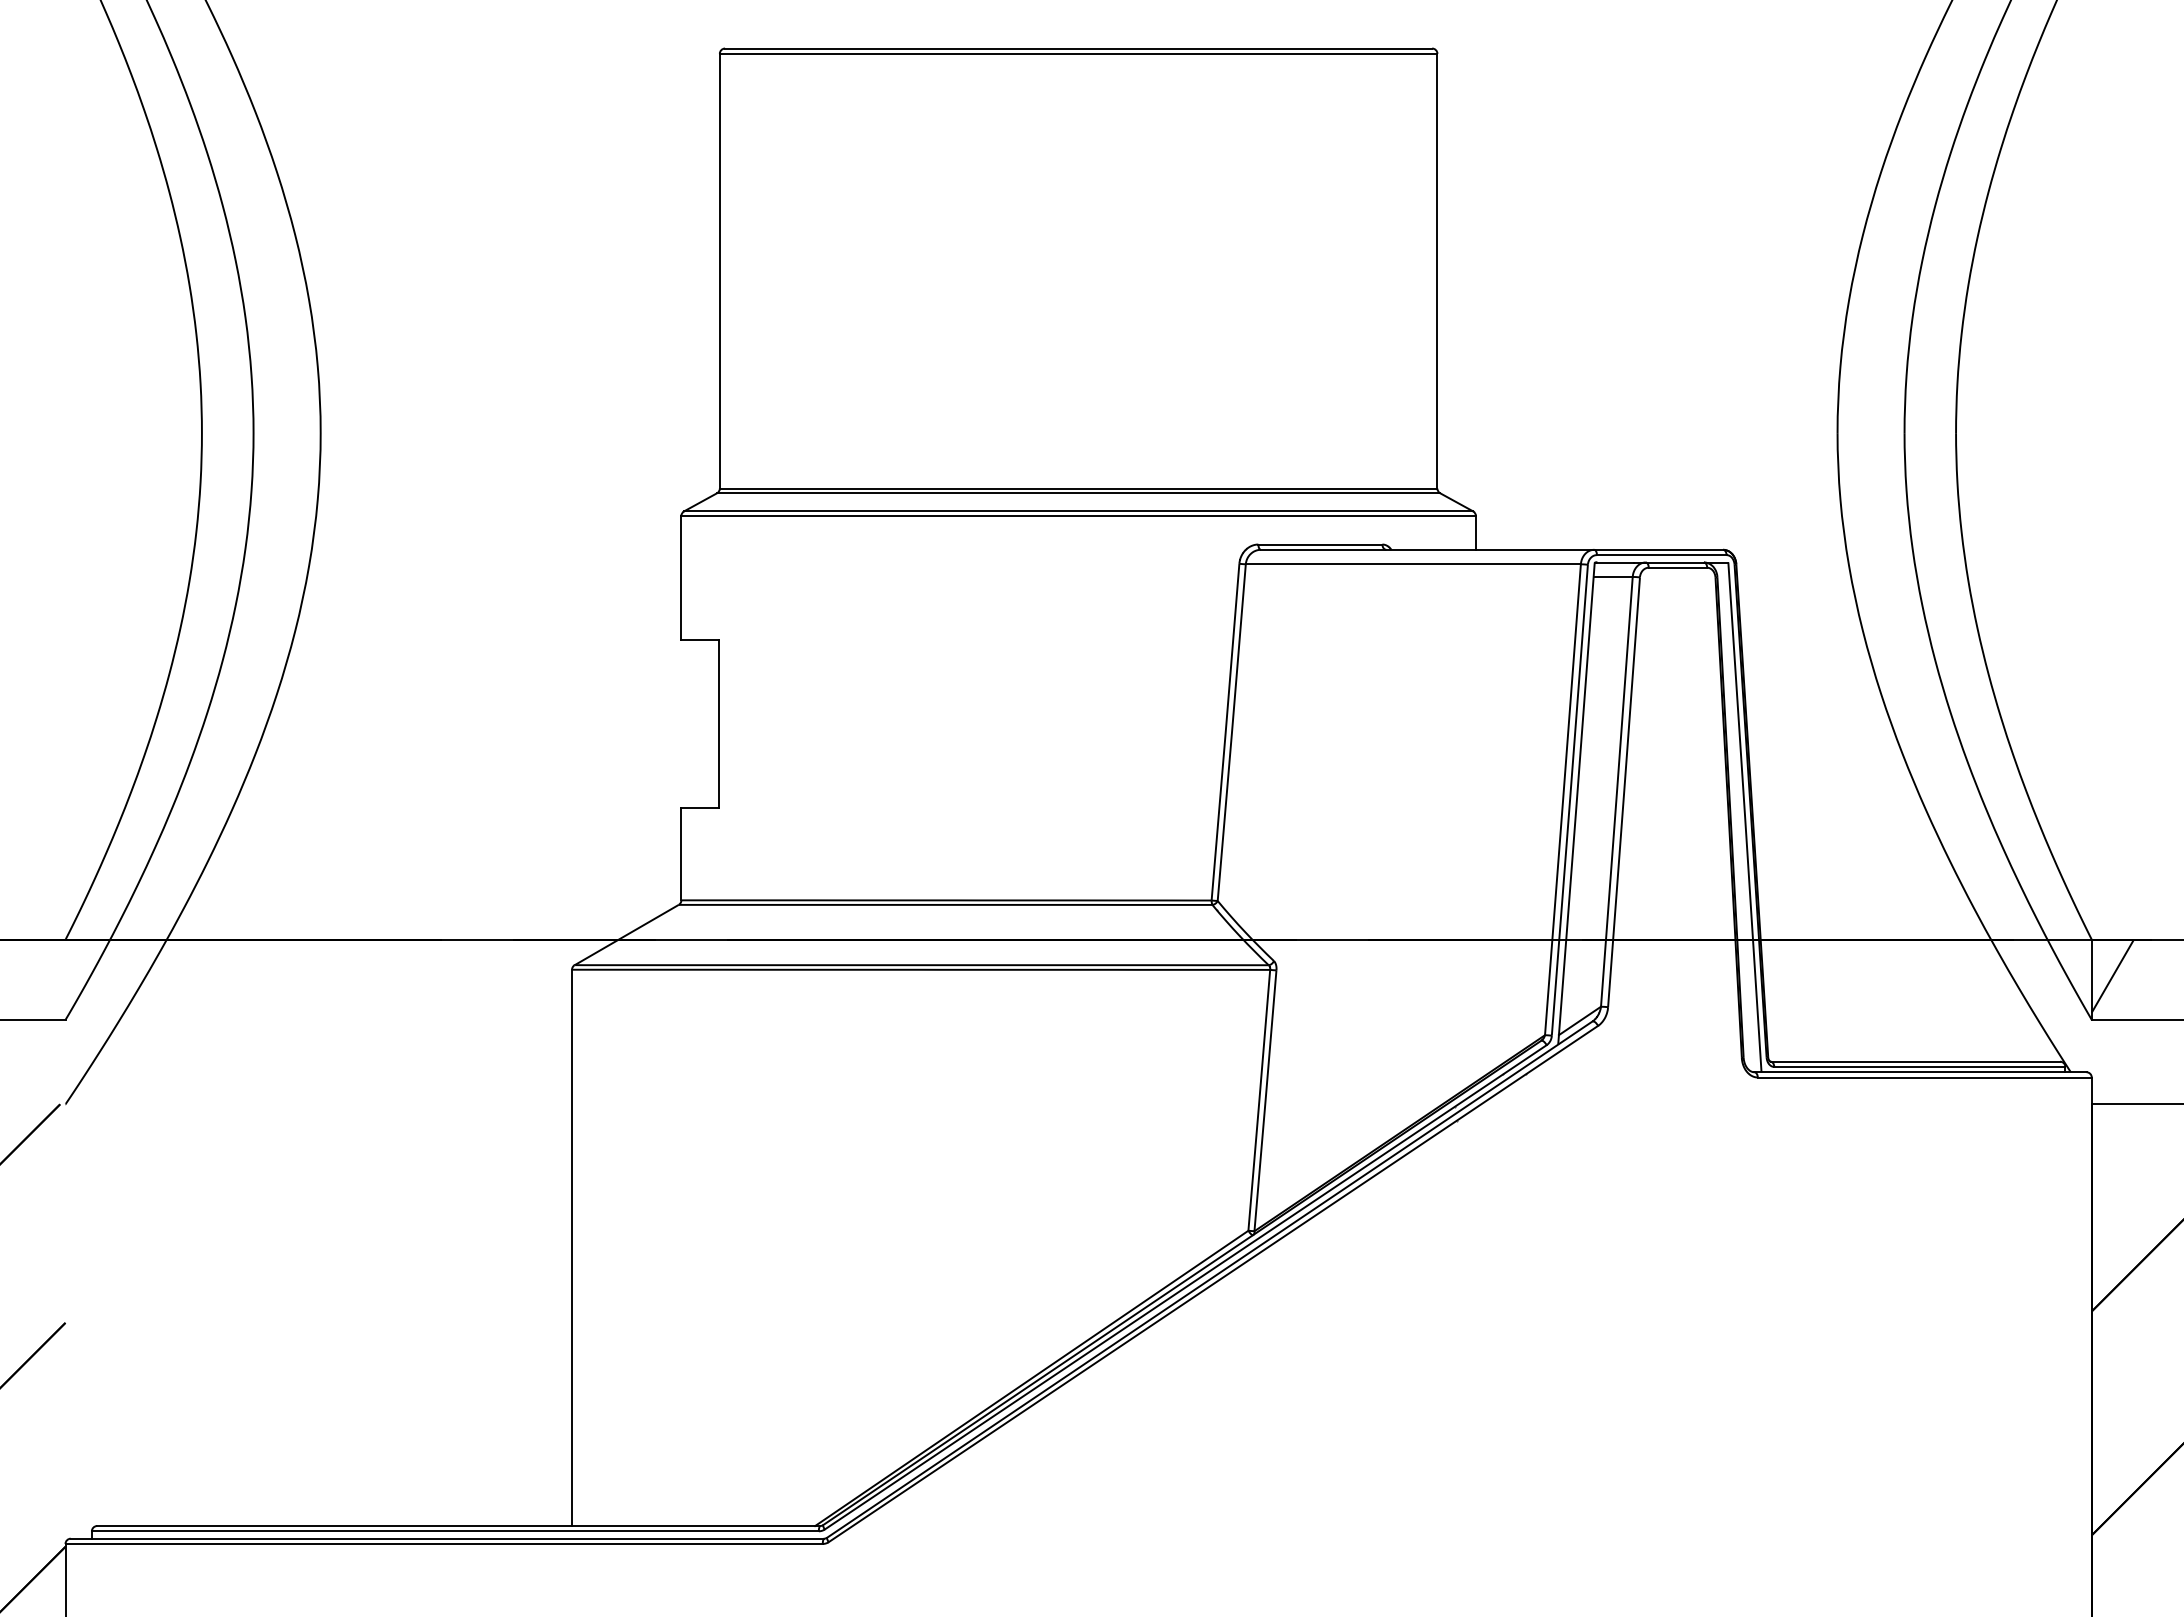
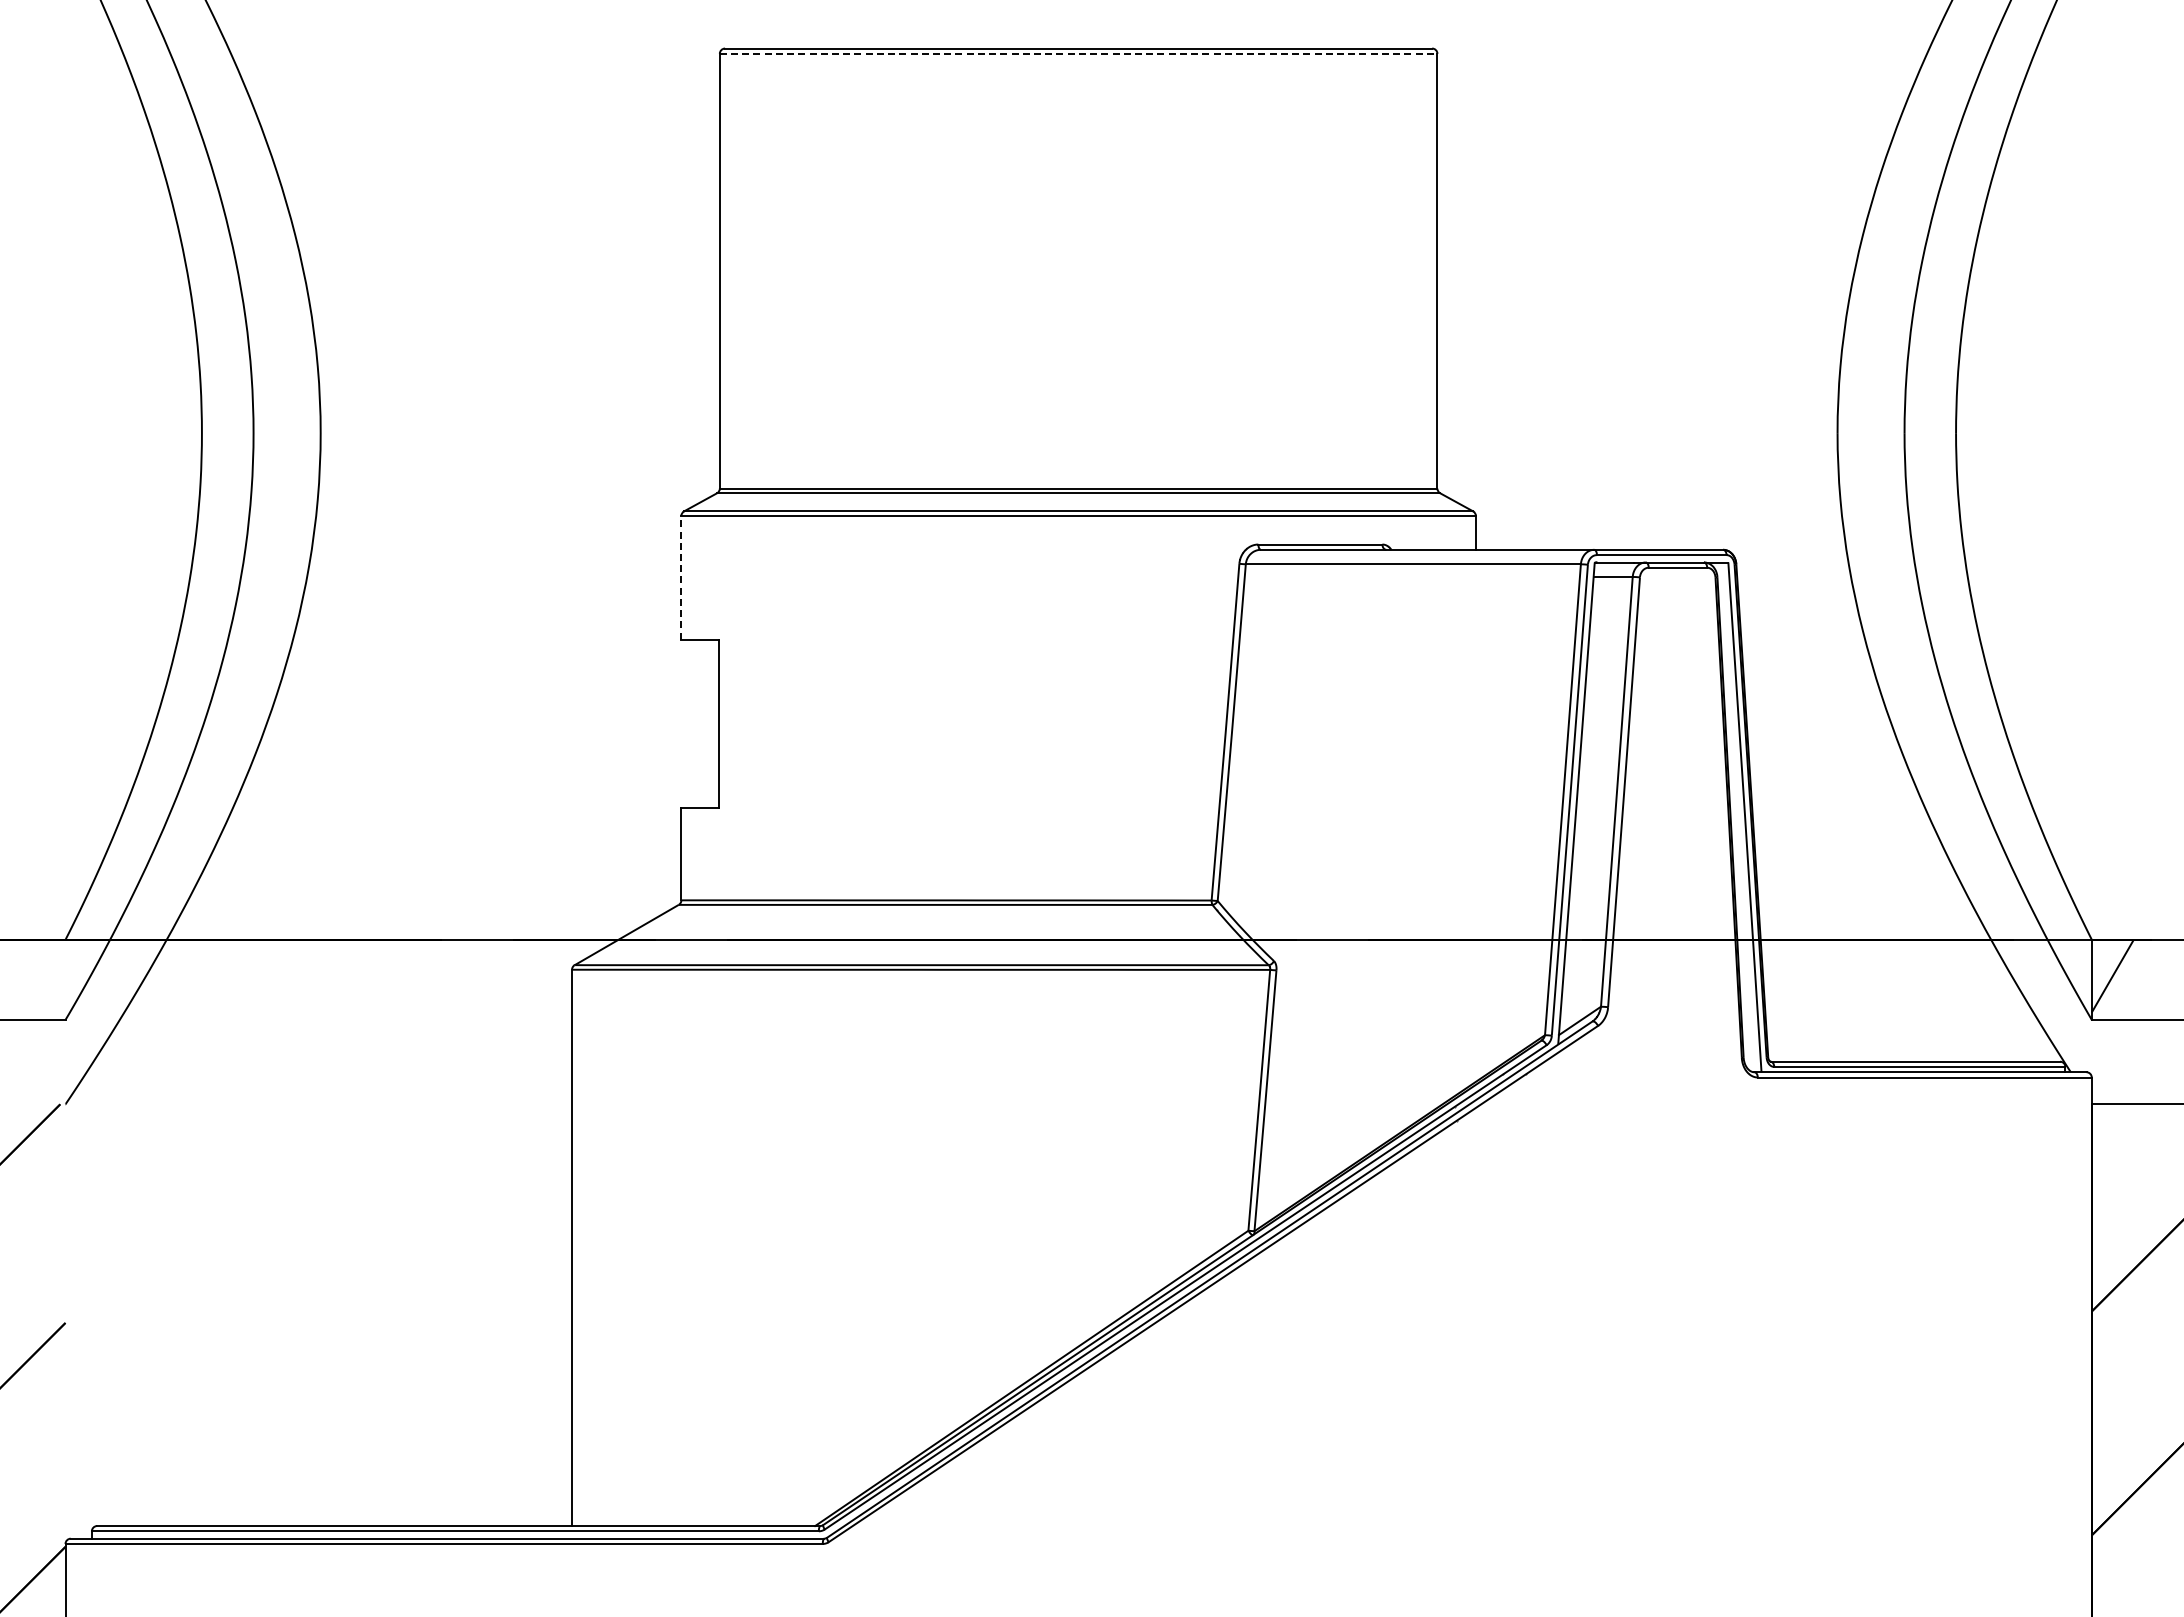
line: solid -> dashed (1078, 53)
line: solid -> dashed (681, 577)
